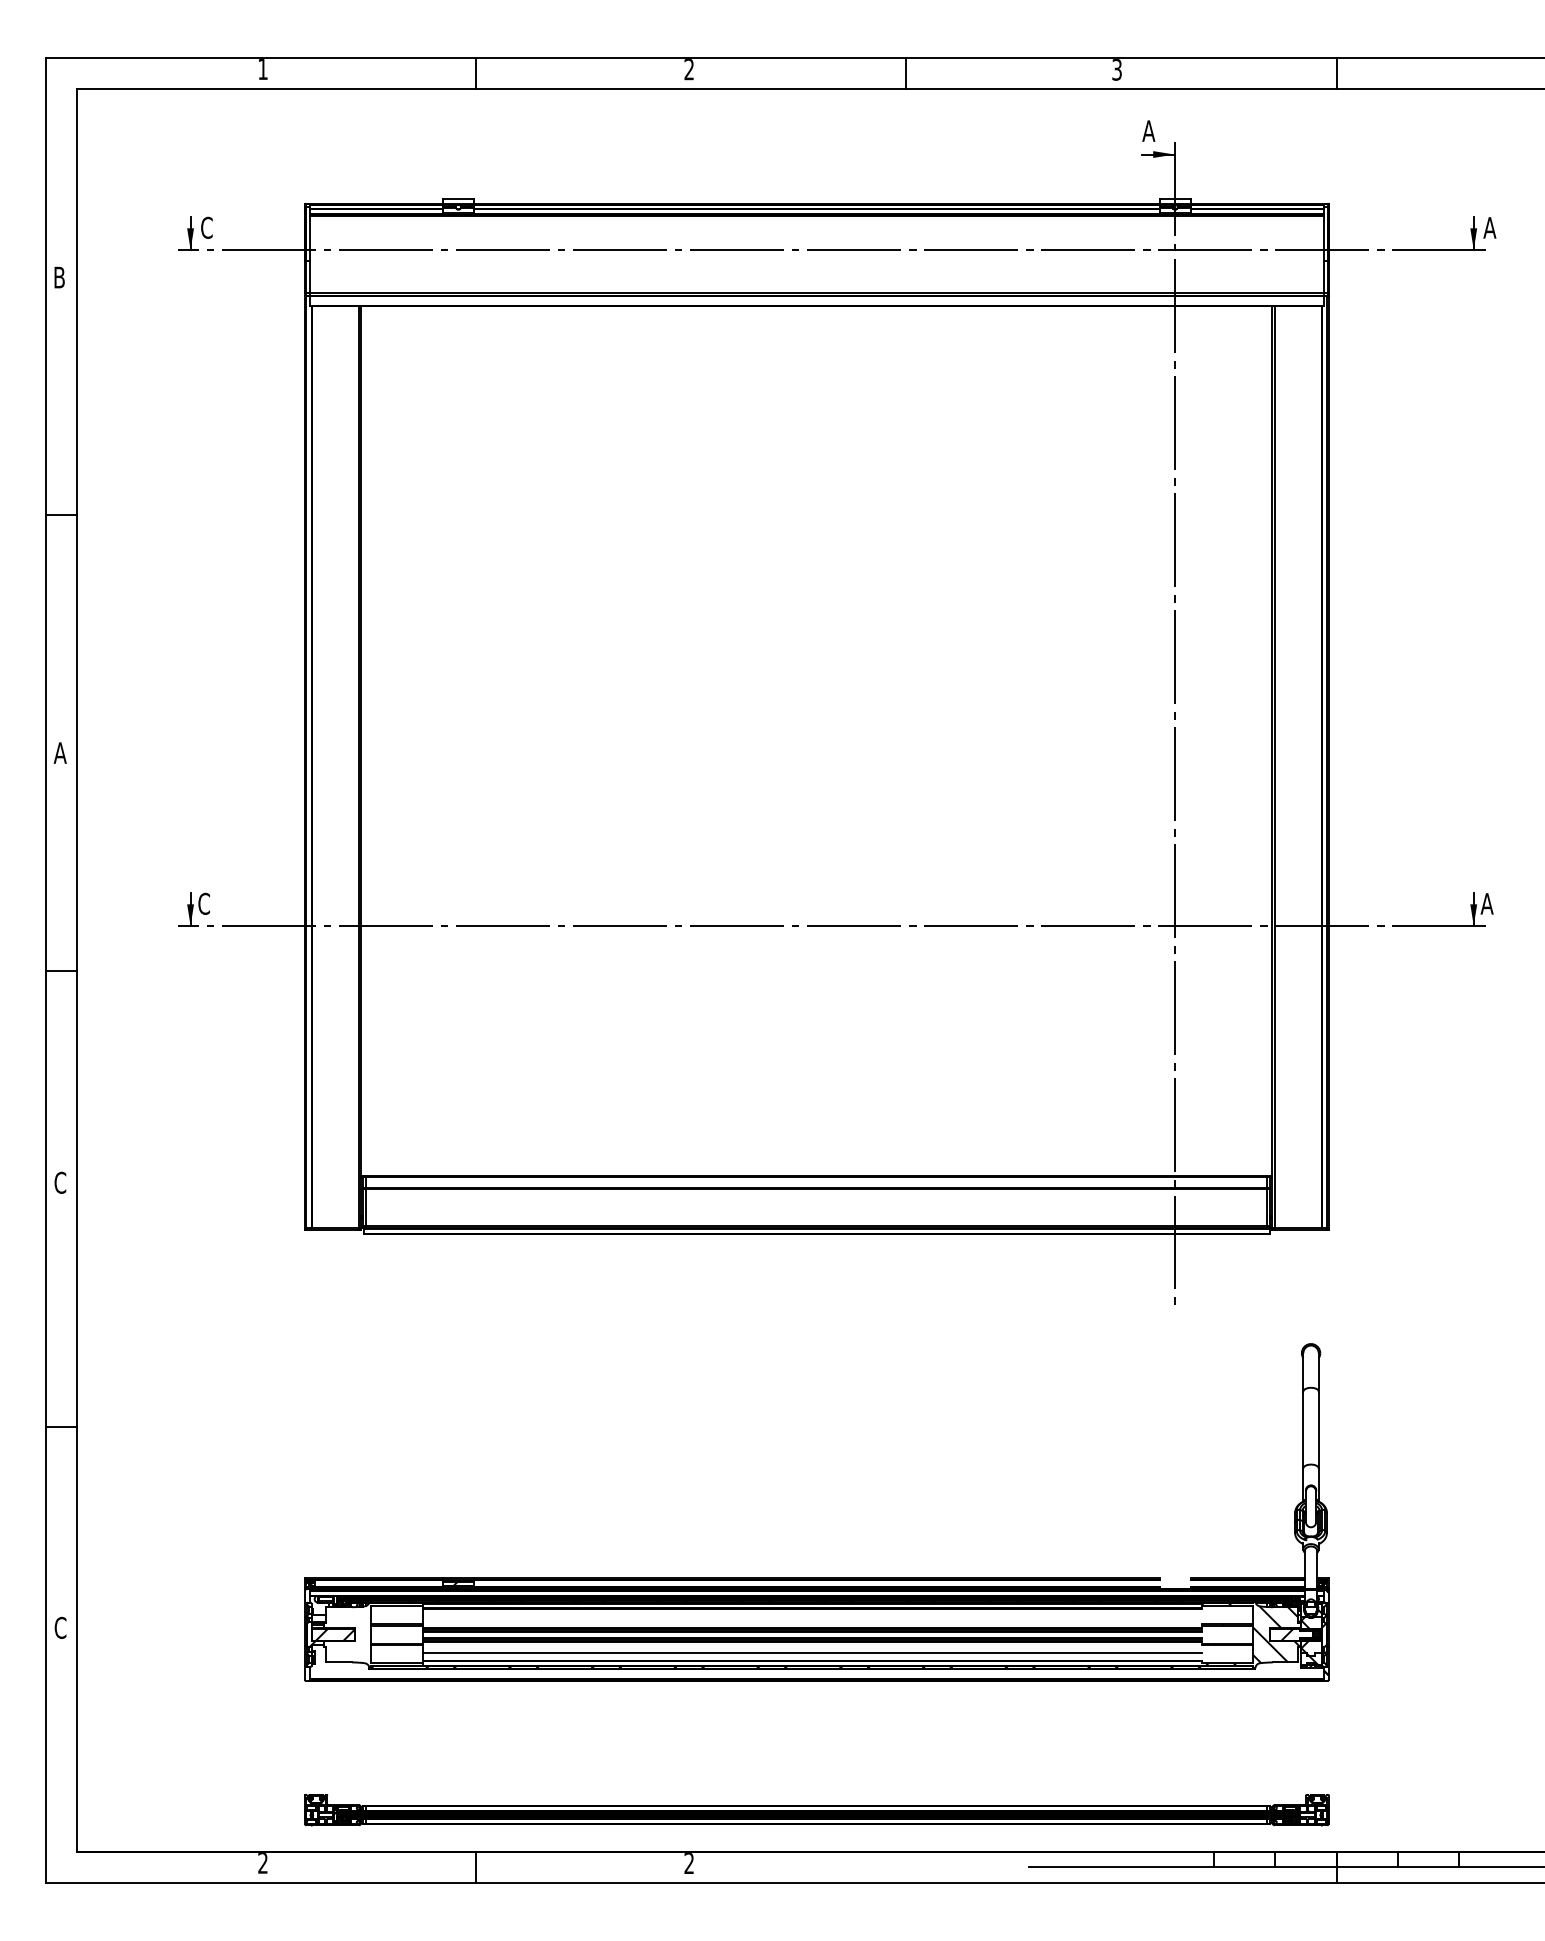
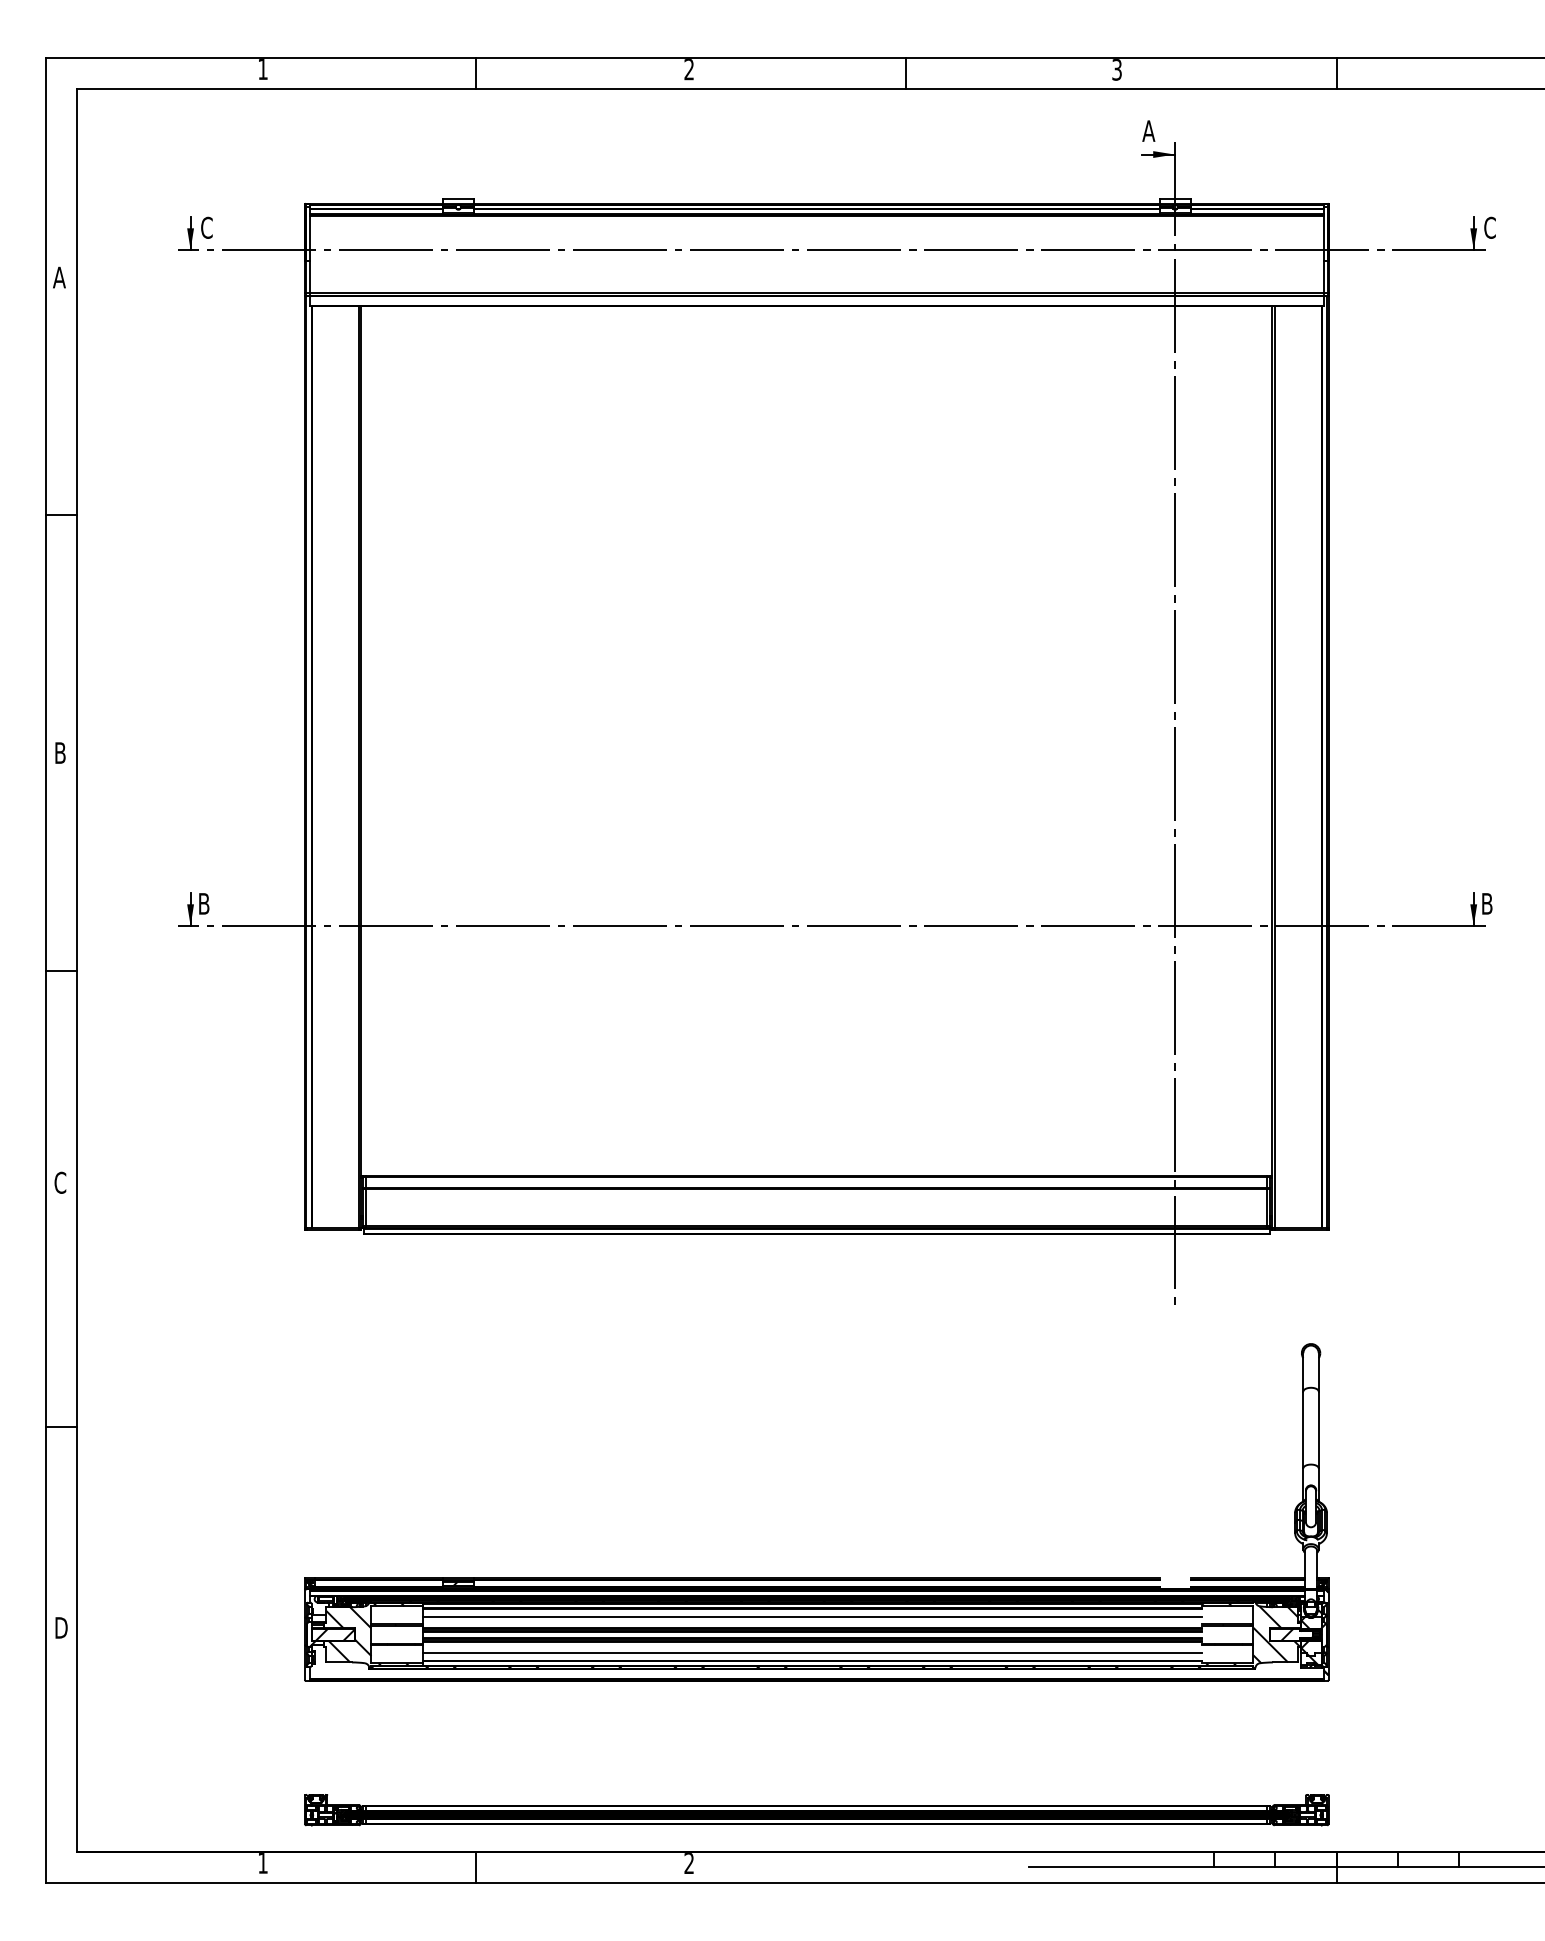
text: A -> C (1489, 227)
text: B -> A (59, 277)
text: A -> B (59, 752)
text: C -> B (203, 903)
text: A -> B (1486, 903)
line: none -> present (812, 1616)
text: C -> D (60, 1627)
hatch: none -> present (374, 1633)
text: 2 -> 1 (262, 1863)
